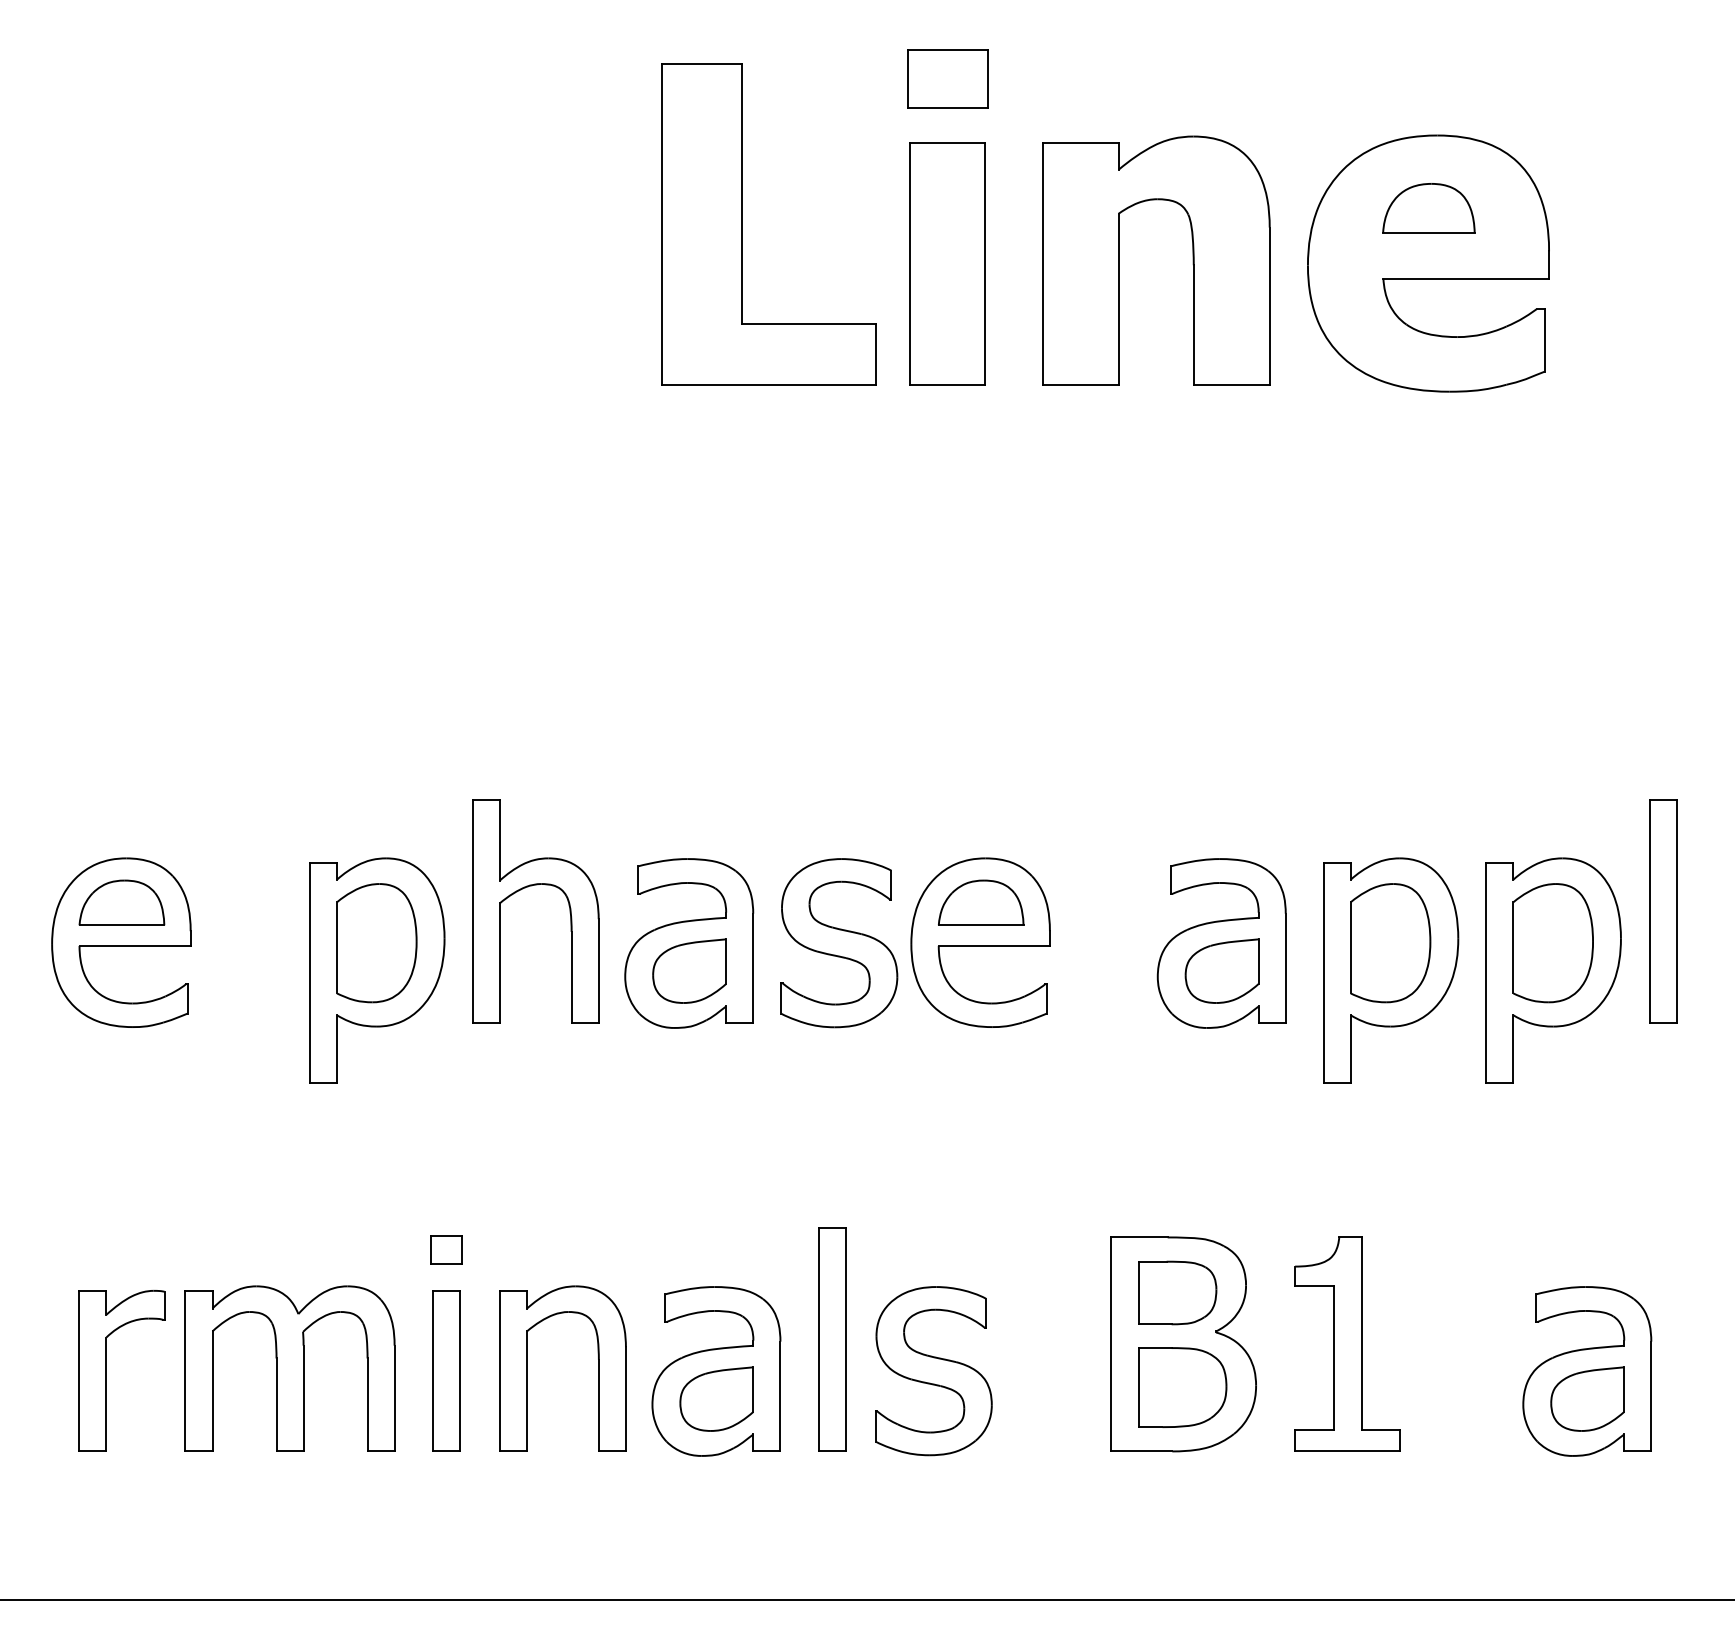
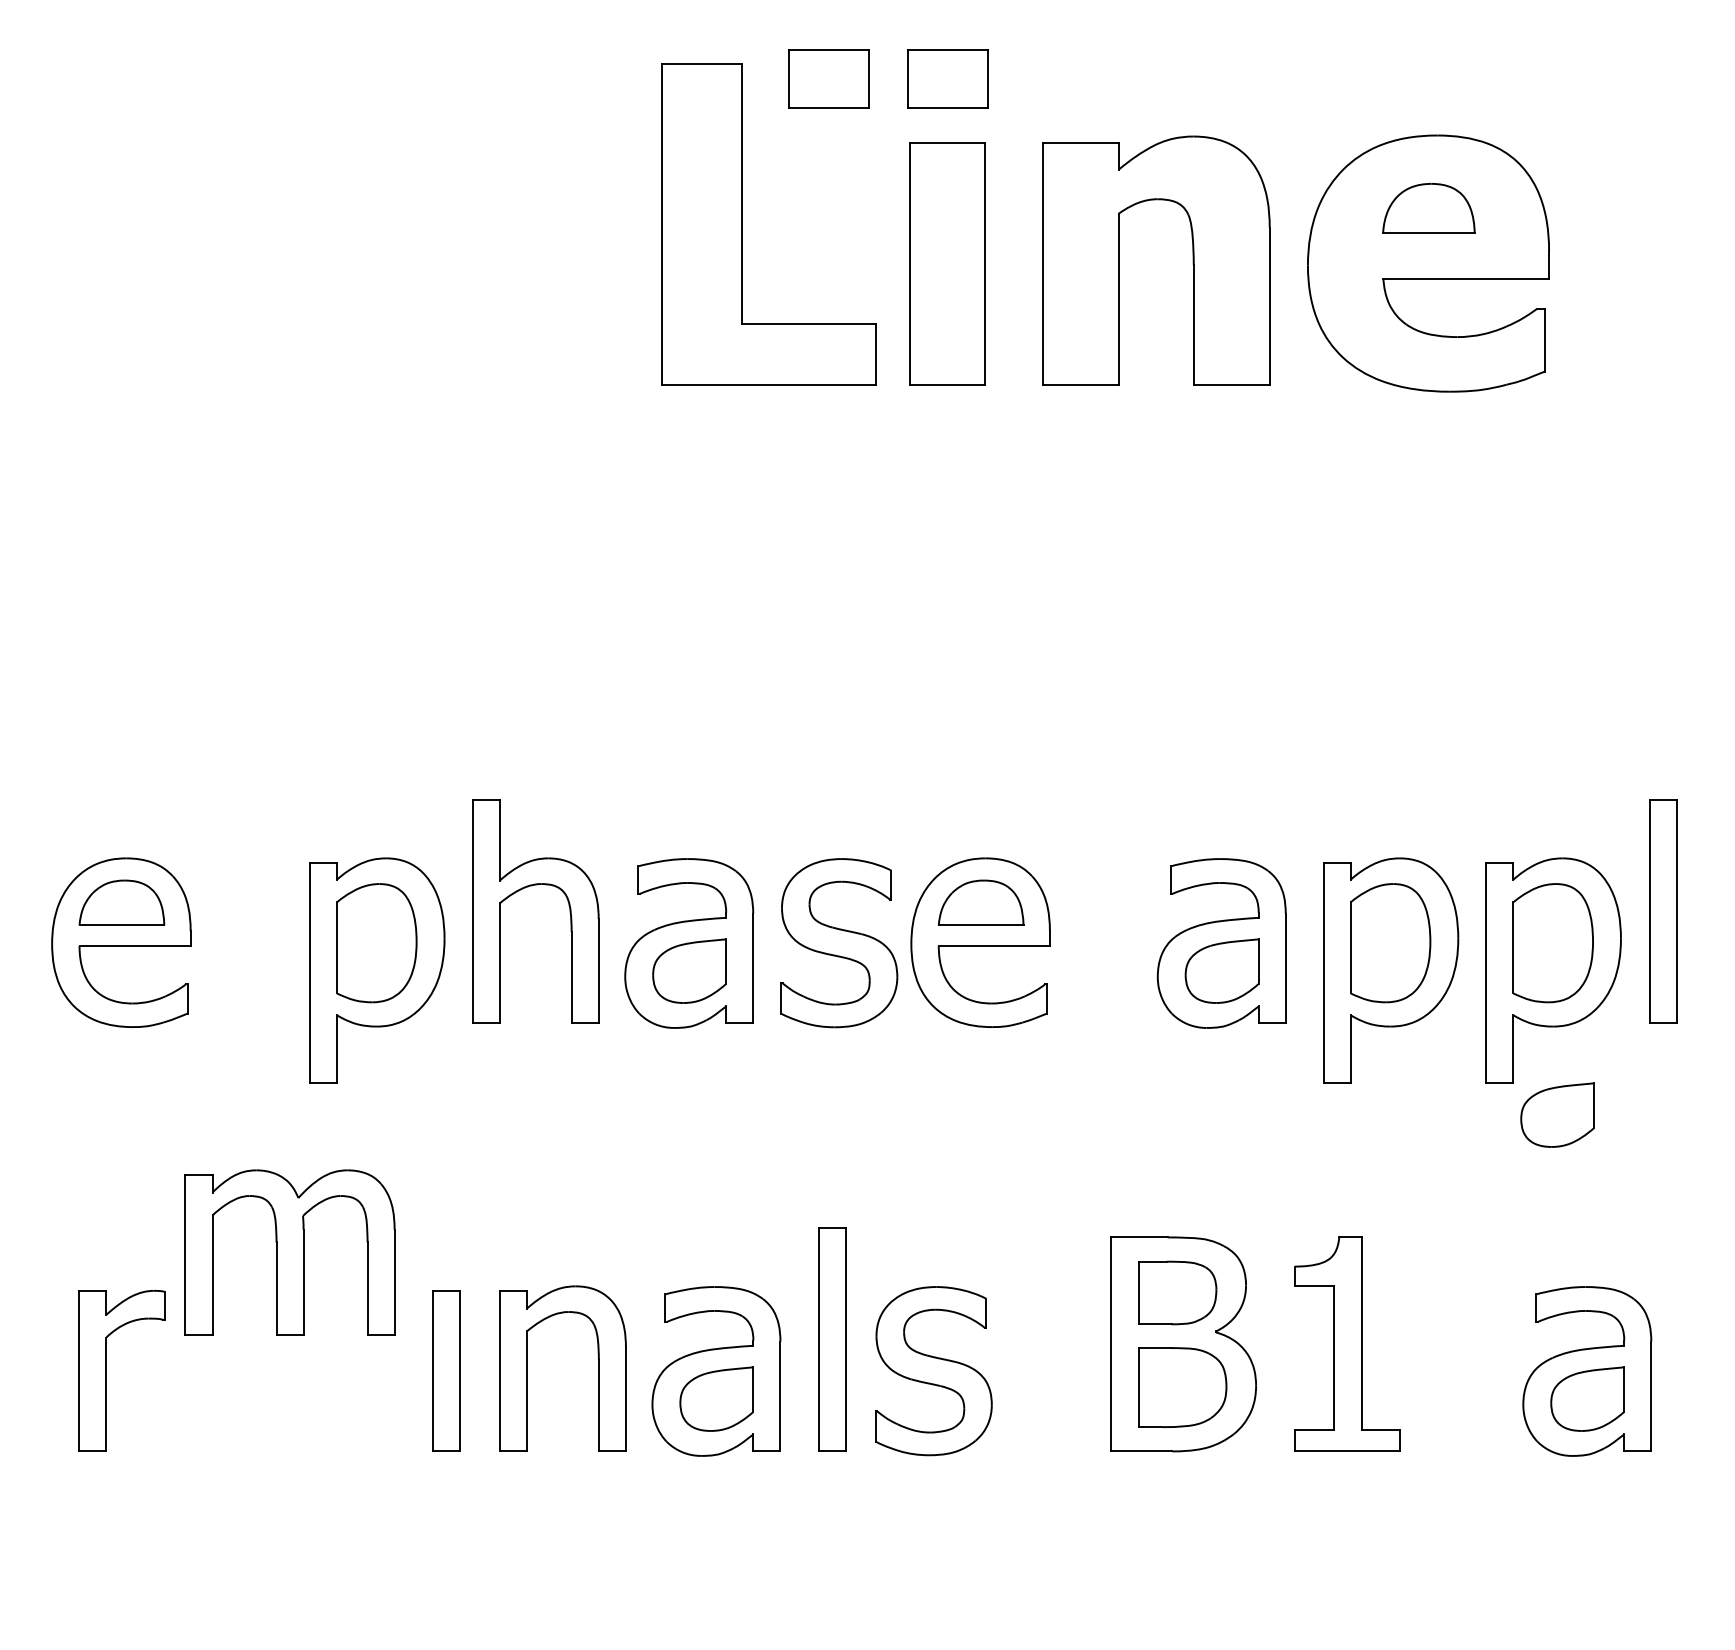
part: none -> present (828, 78)
part: none -> present (1557, 1114)
part: present -> none (446, 1249)
part position: (289, 1368) -> (289, 1252) (289, 1252)
line: present -> none (866, 1600)
